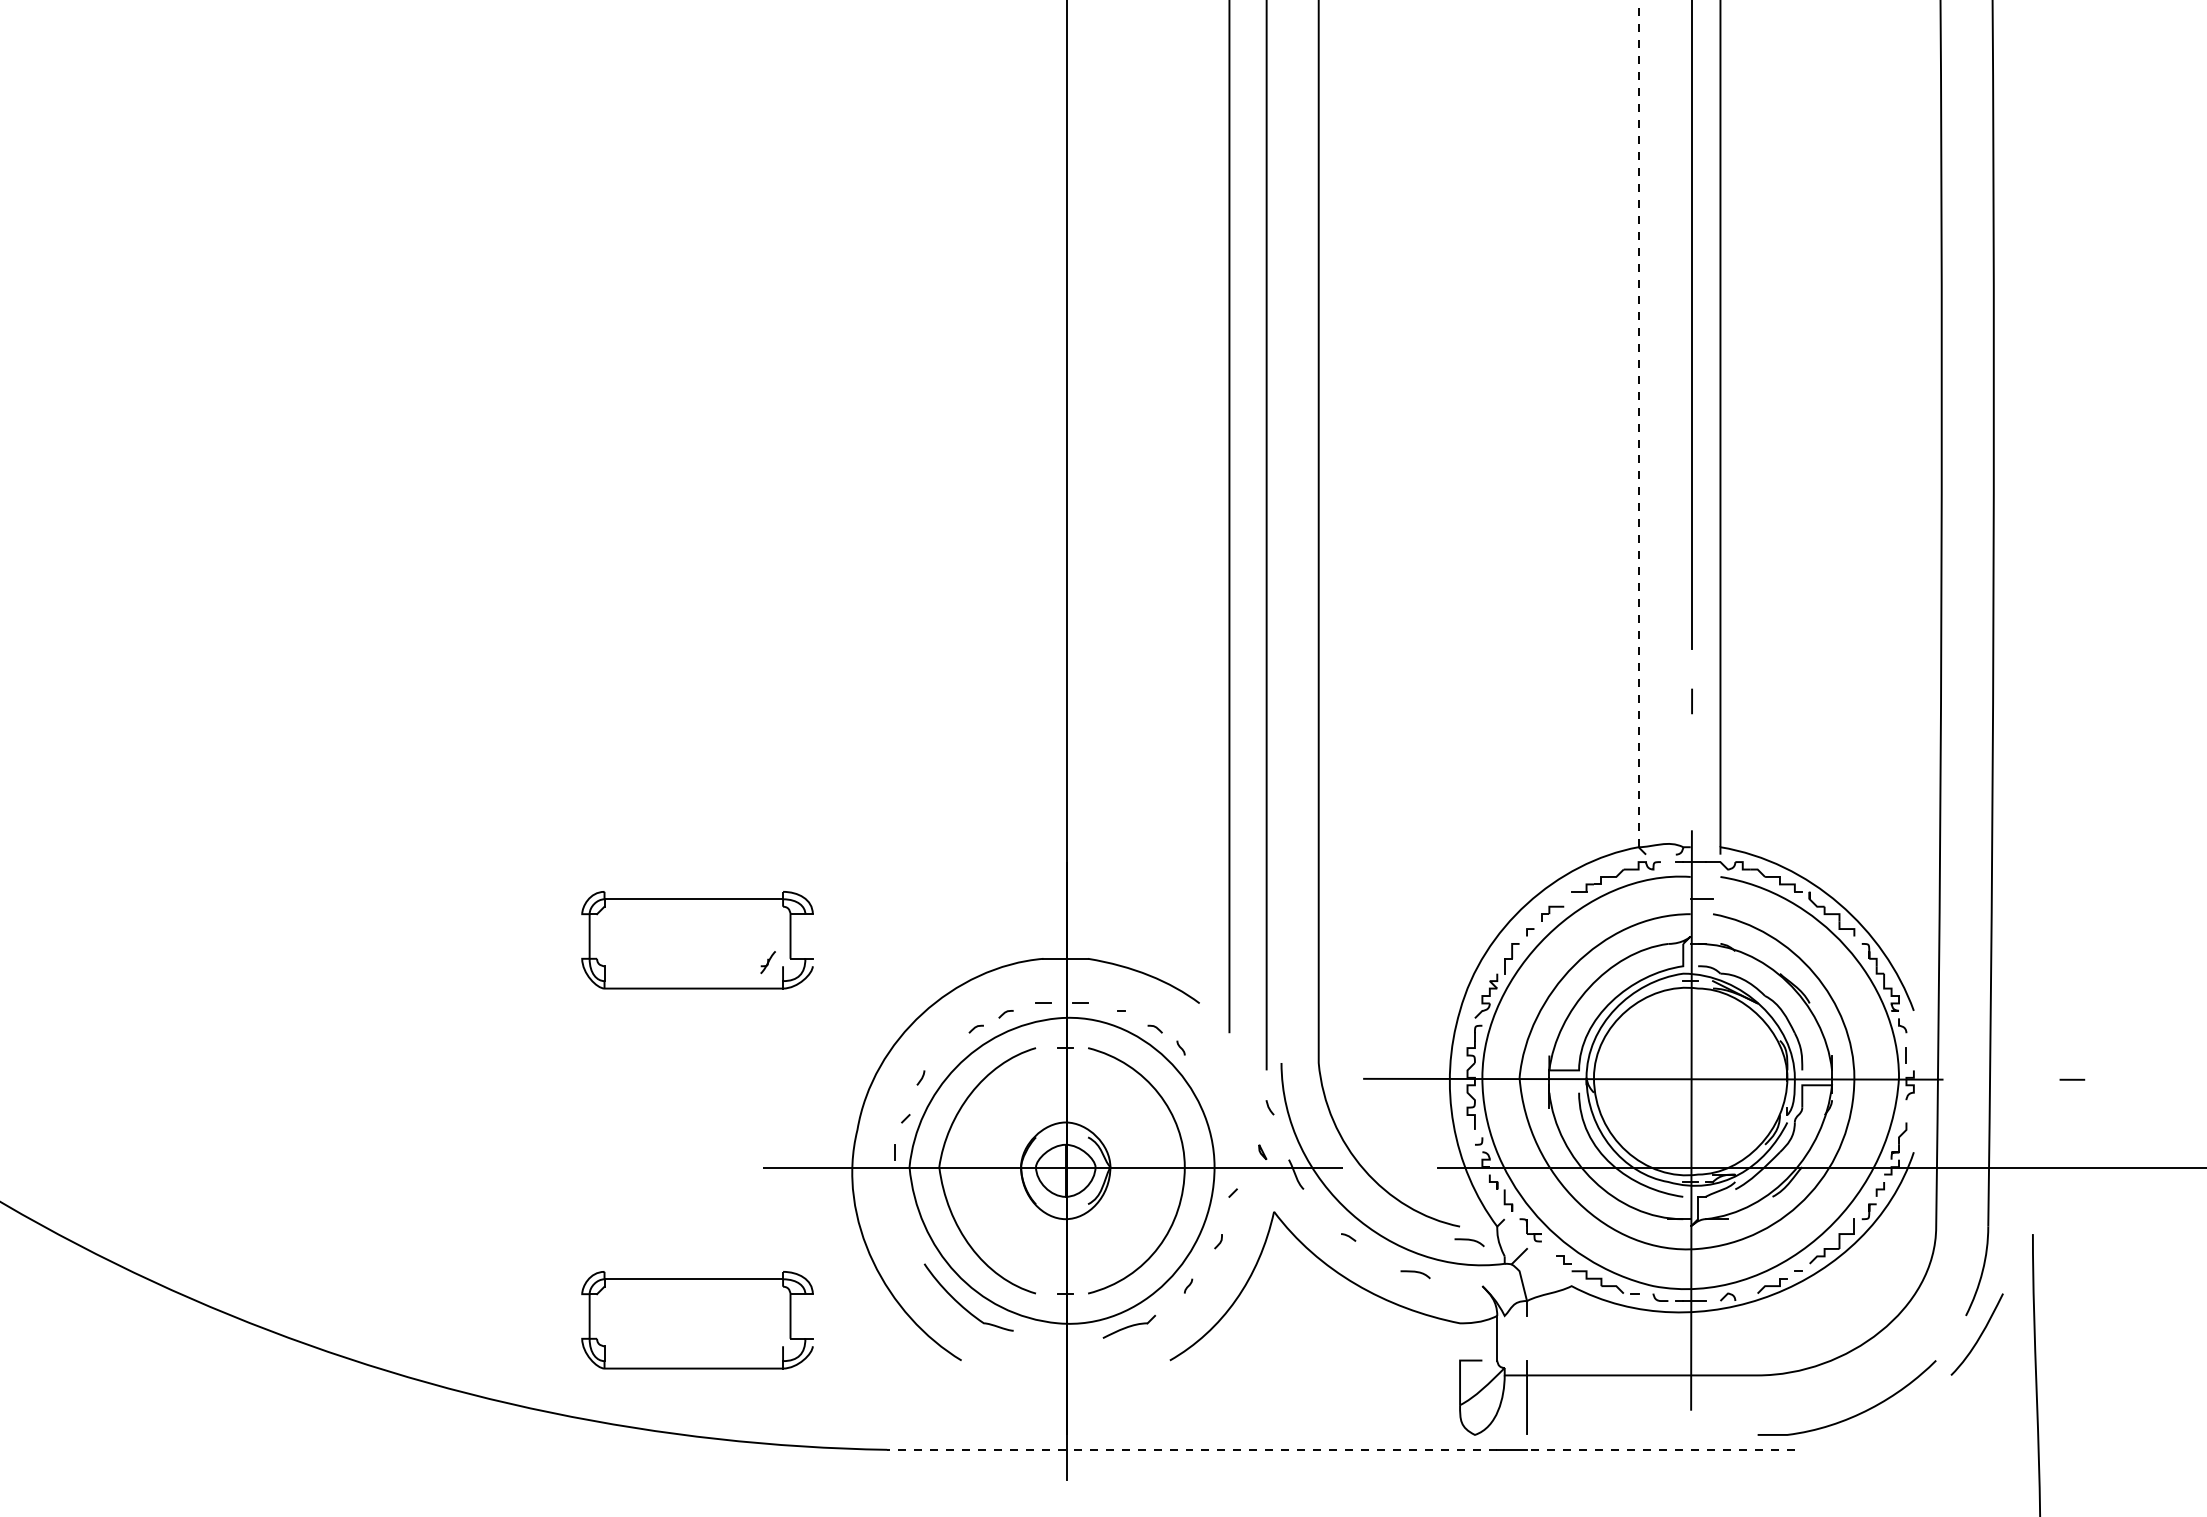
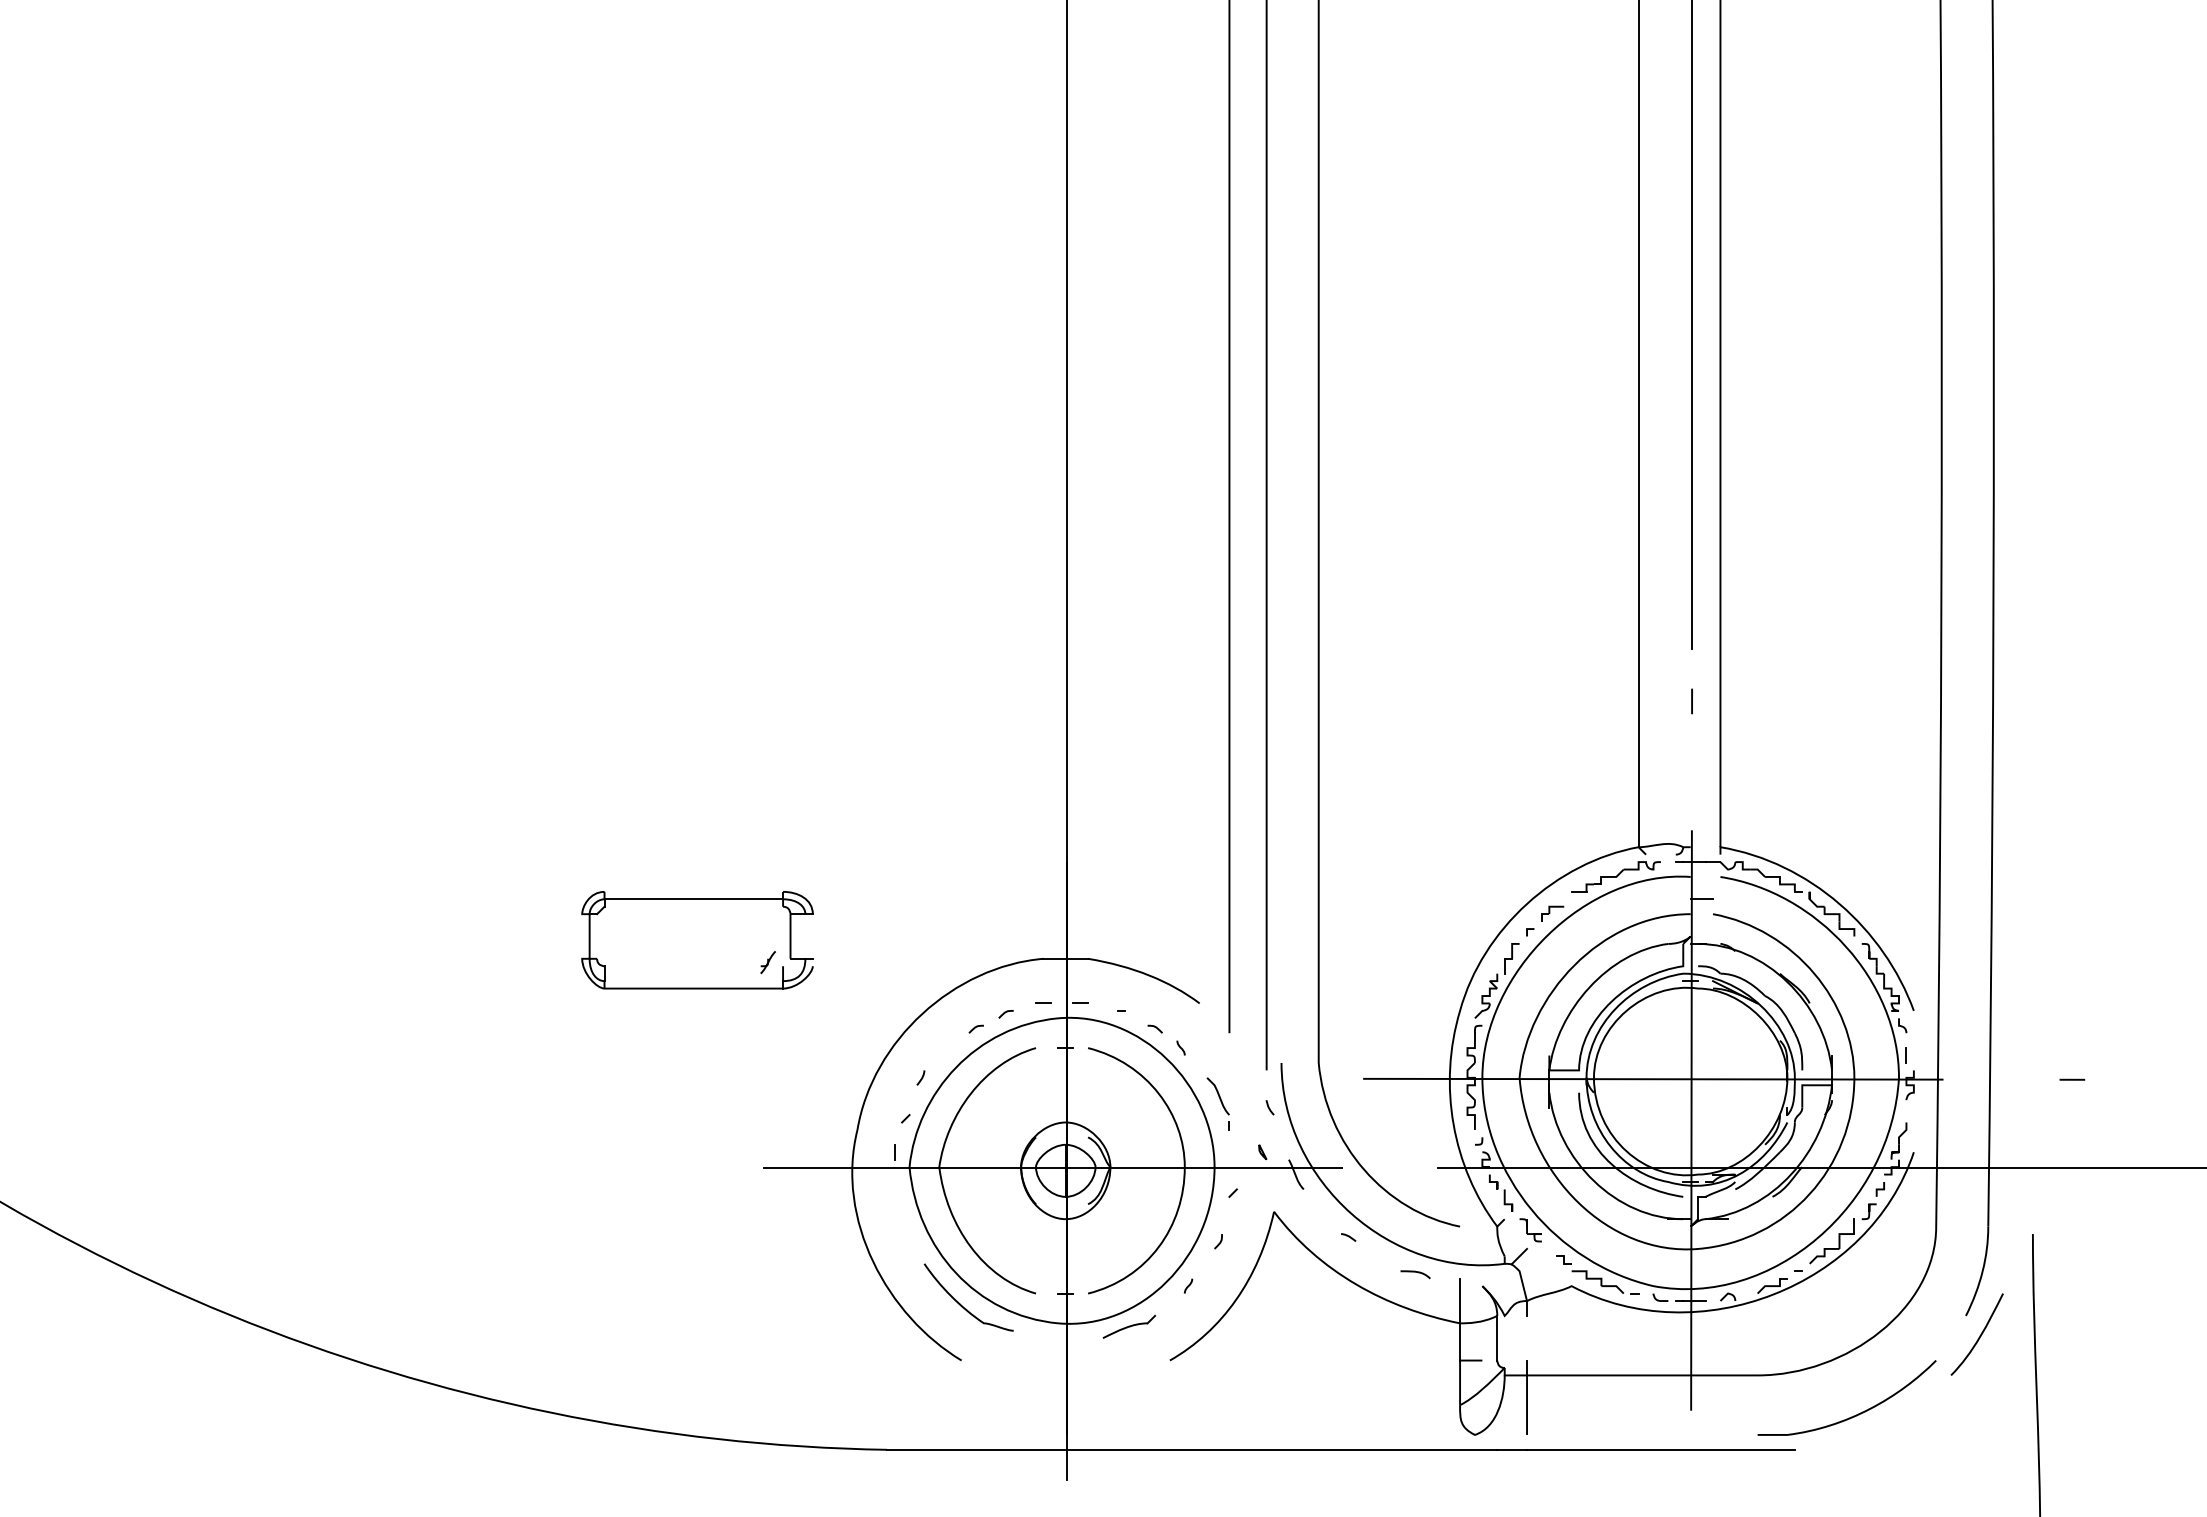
line: dashed -> solid (1638, 423)
part: none -> present (1217, 1103)
curve: present -> none (1469, 1240)
line: none -> present (1460, 1319)
part: present -> none (697, 1320)
line: dashed -> solid (1191, 1449)
line: dashed -> solid (1660, 1449)
